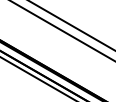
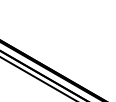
line: present -> none (71, 25)
line: present -> none (62, 30)
